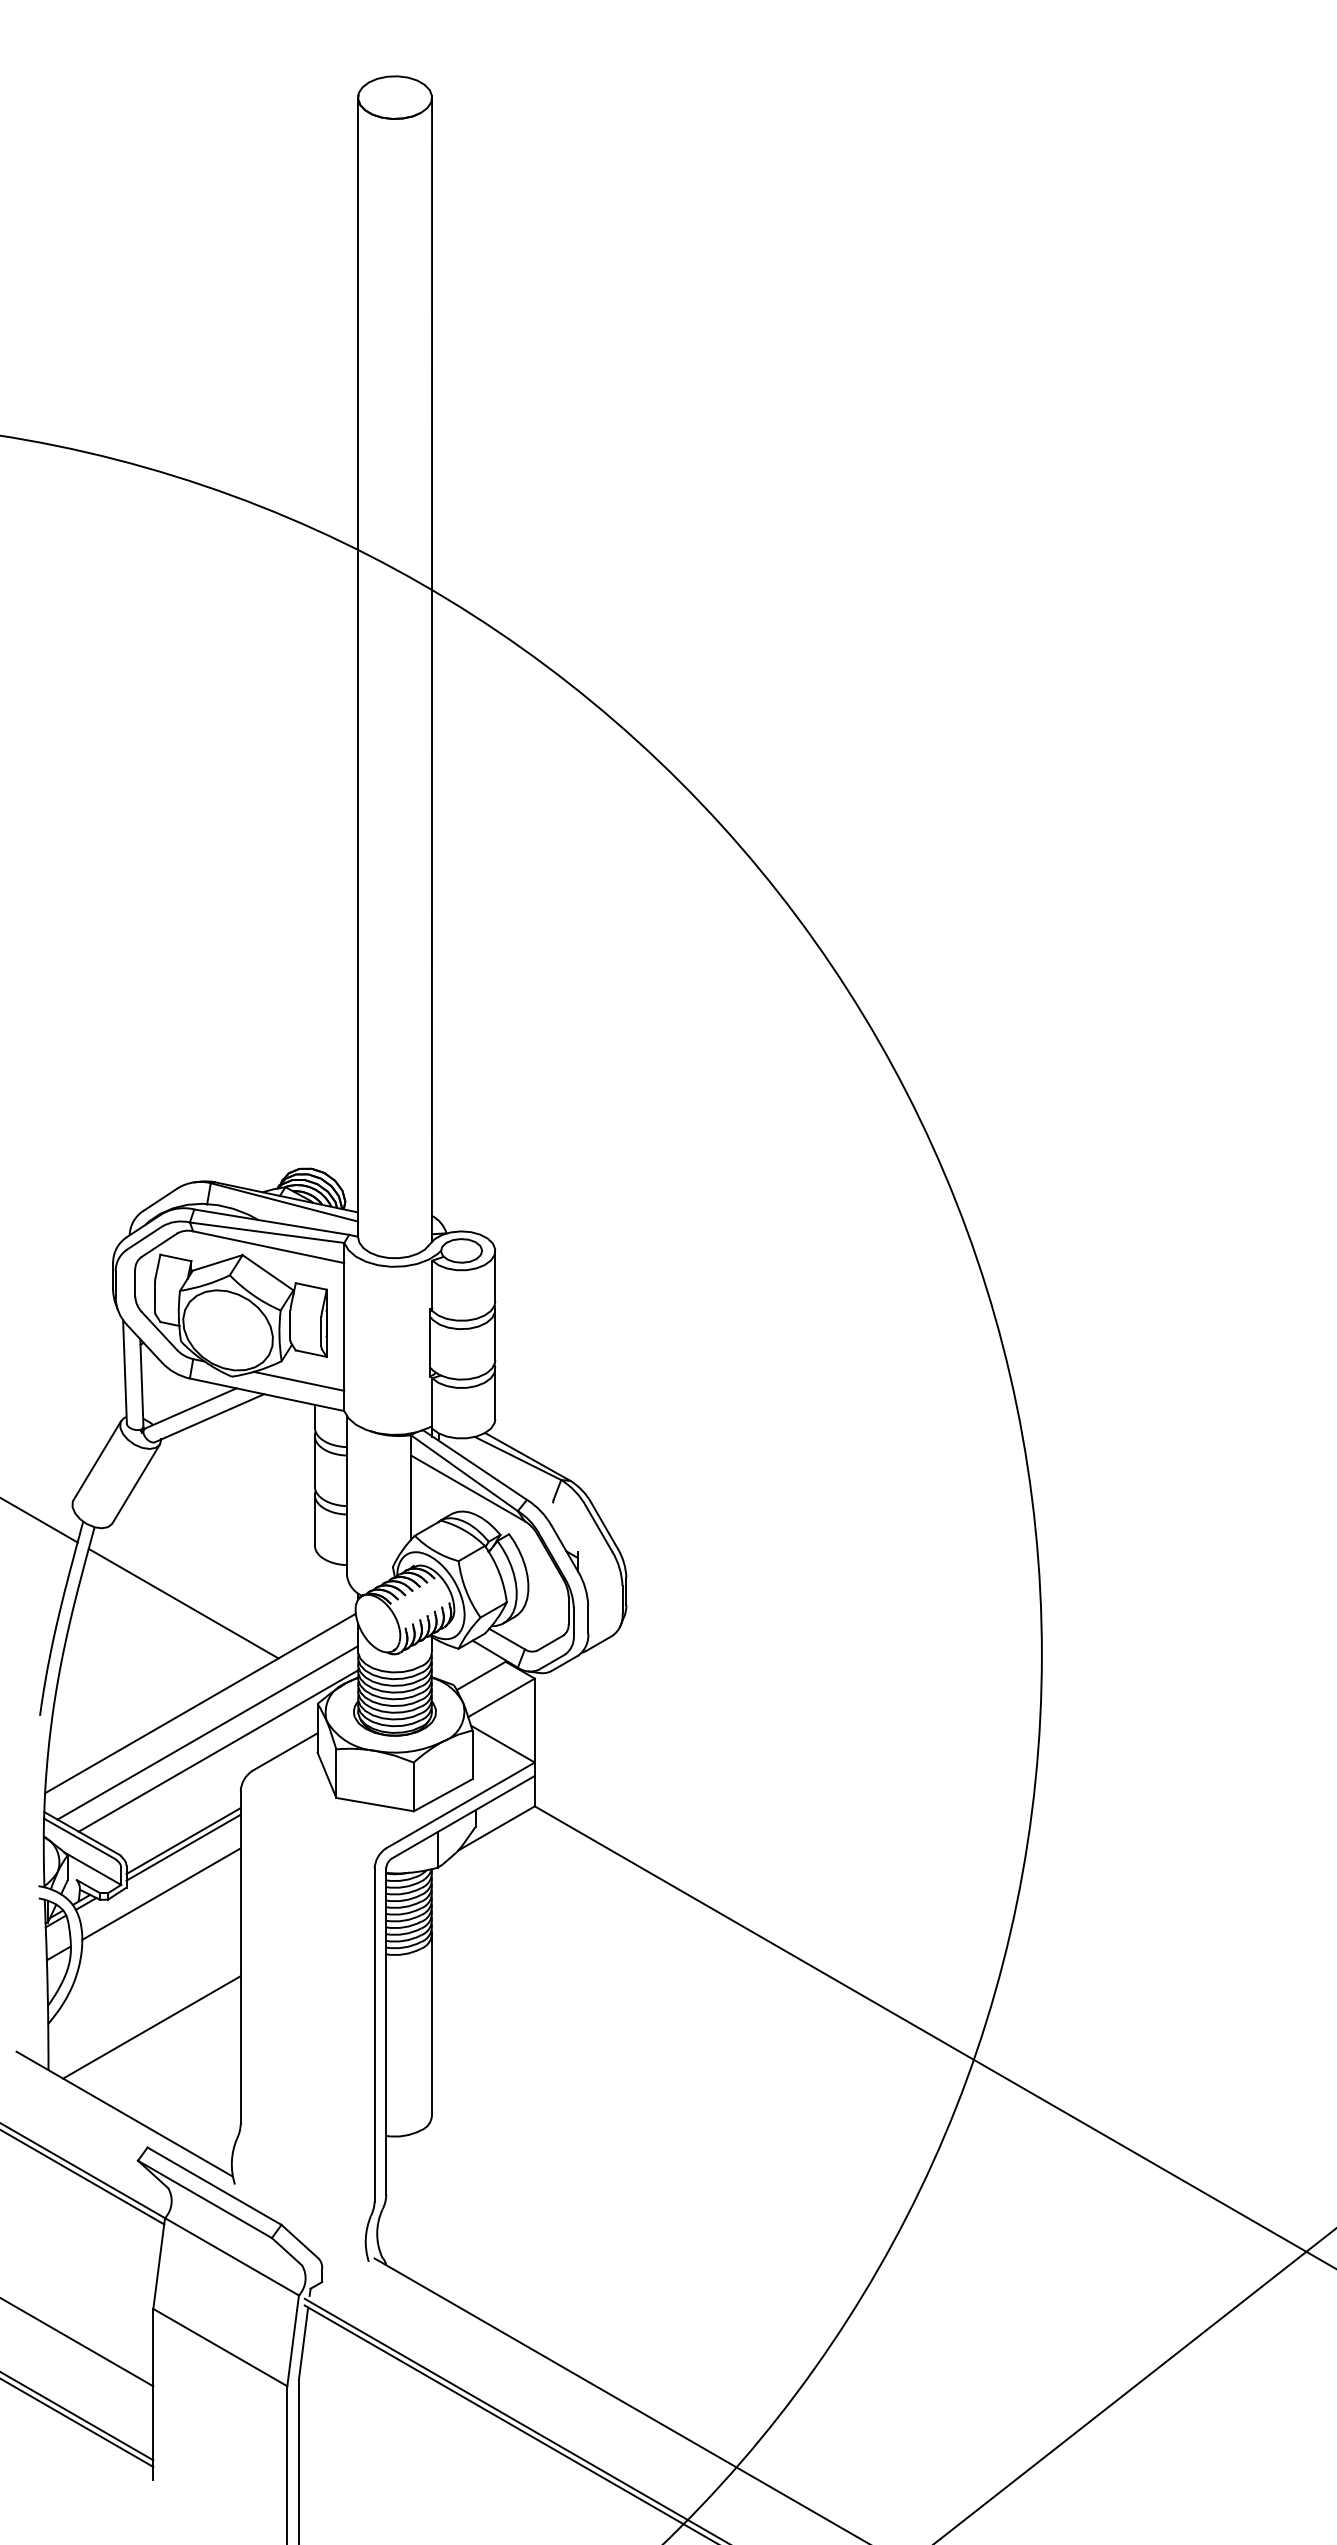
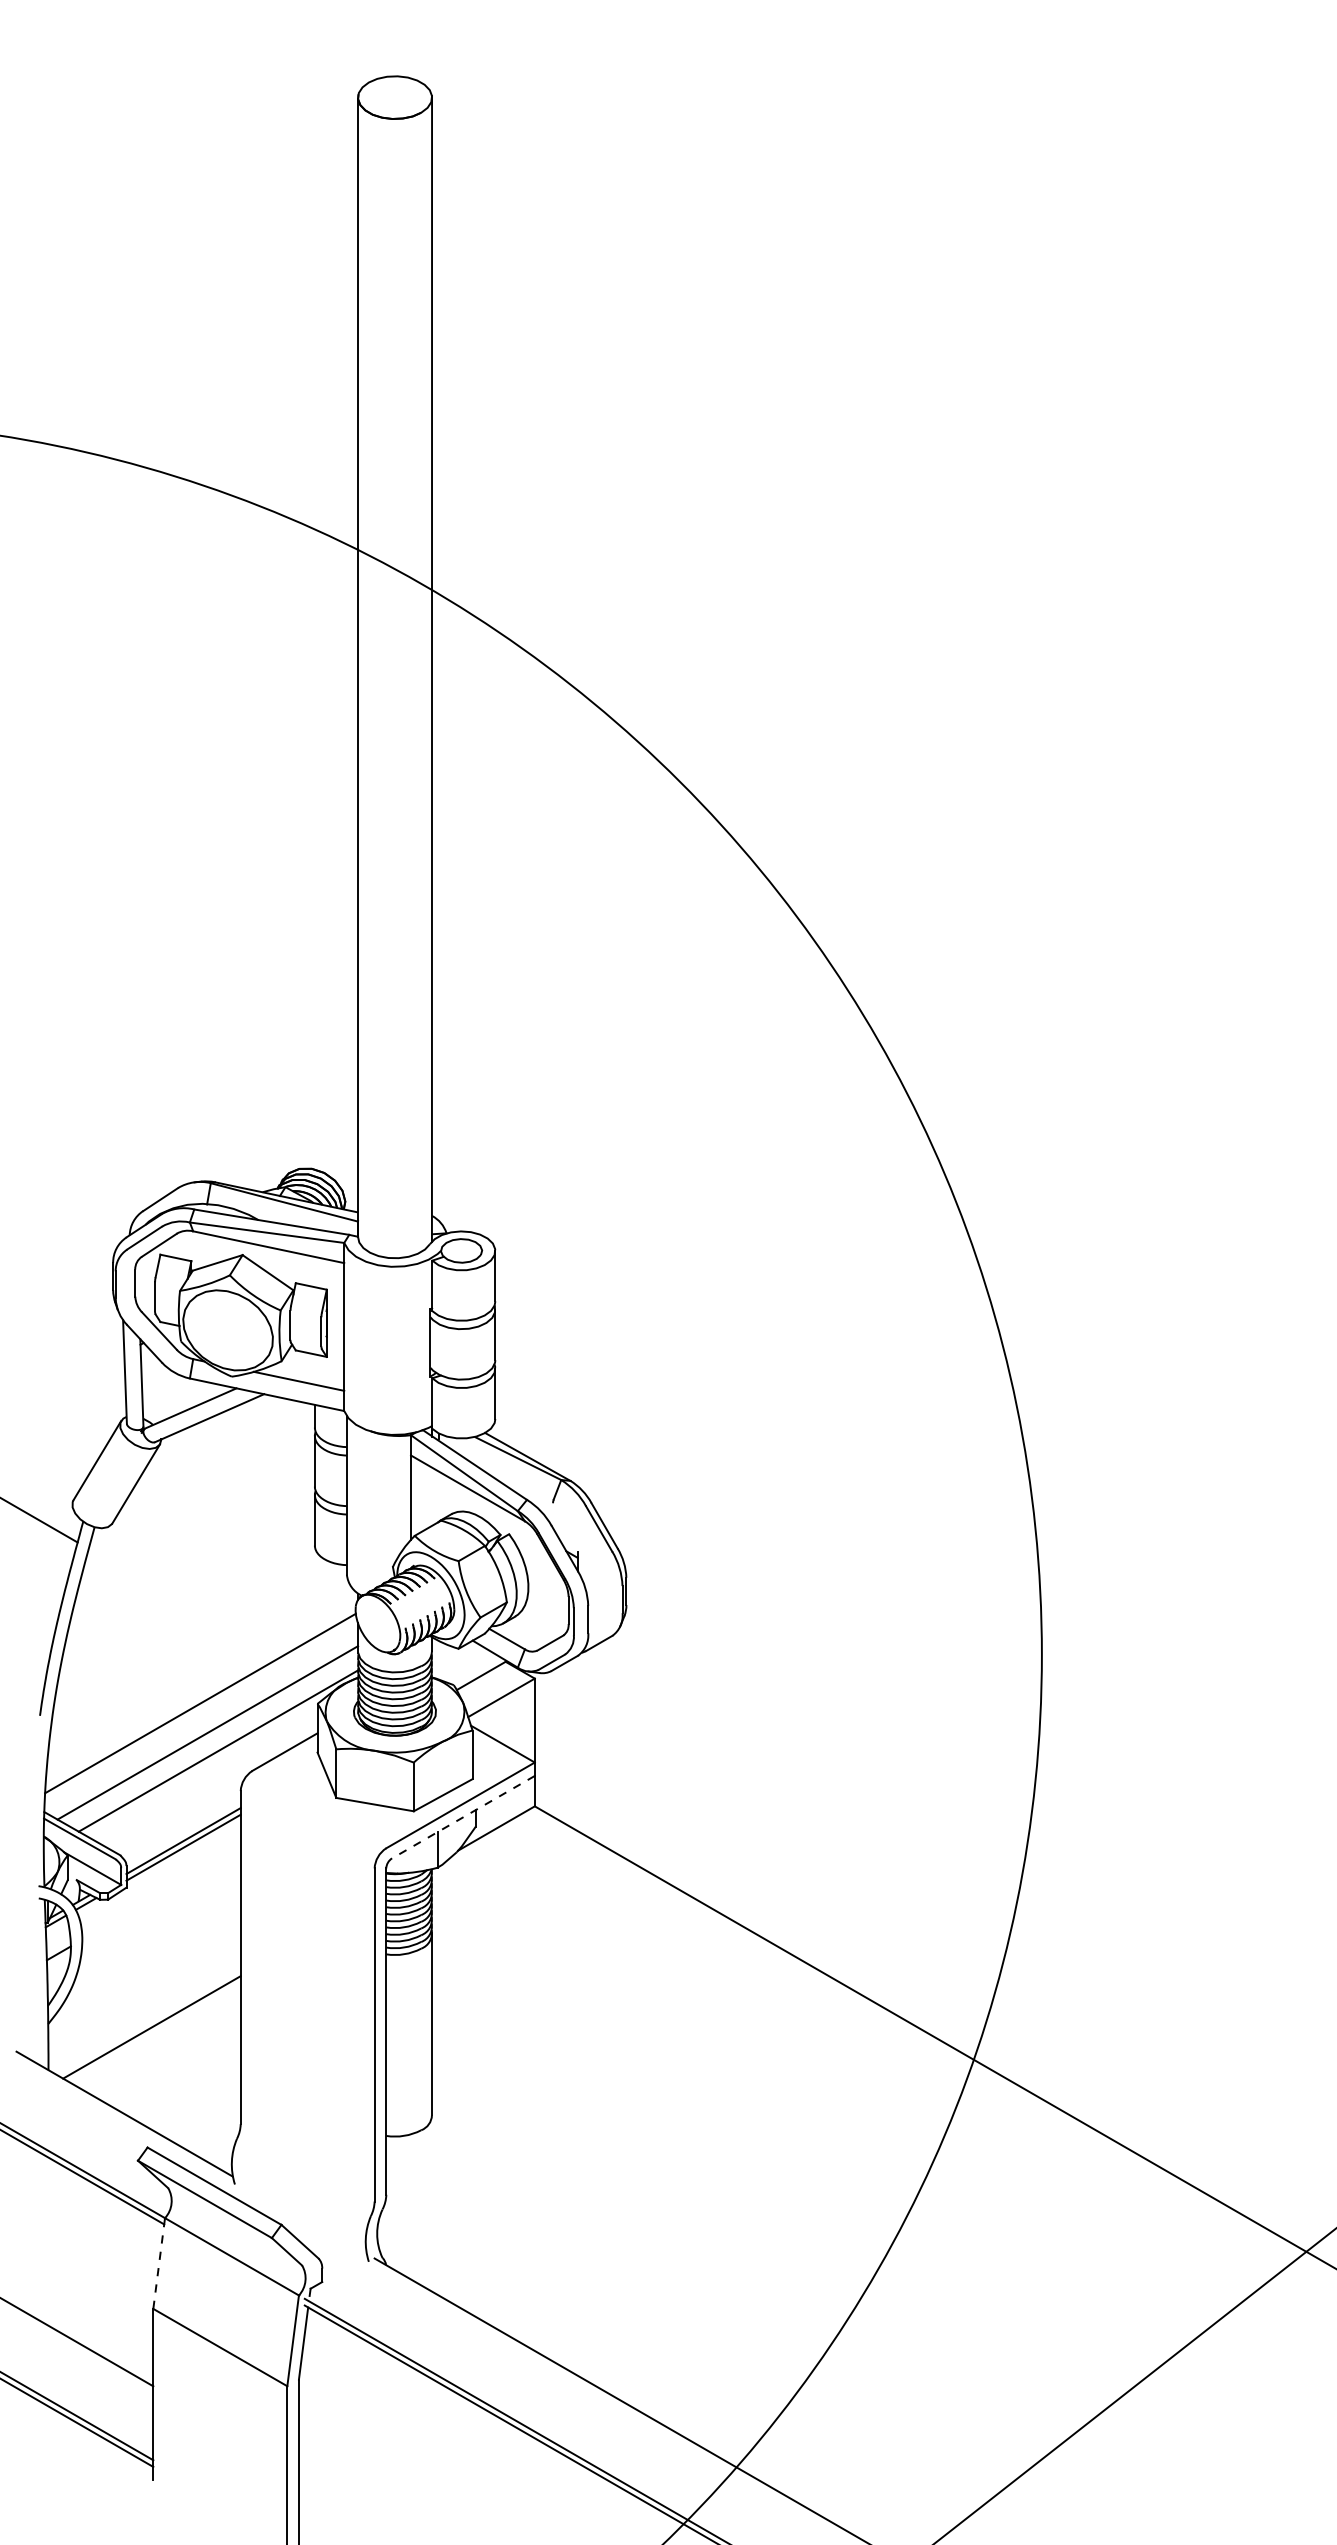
line: present -> none (183, 1603)
line: solid -> dashed (463, 1817)
line: present -> none (161, 1893)
line: solid -> dashed (159, 2263)
